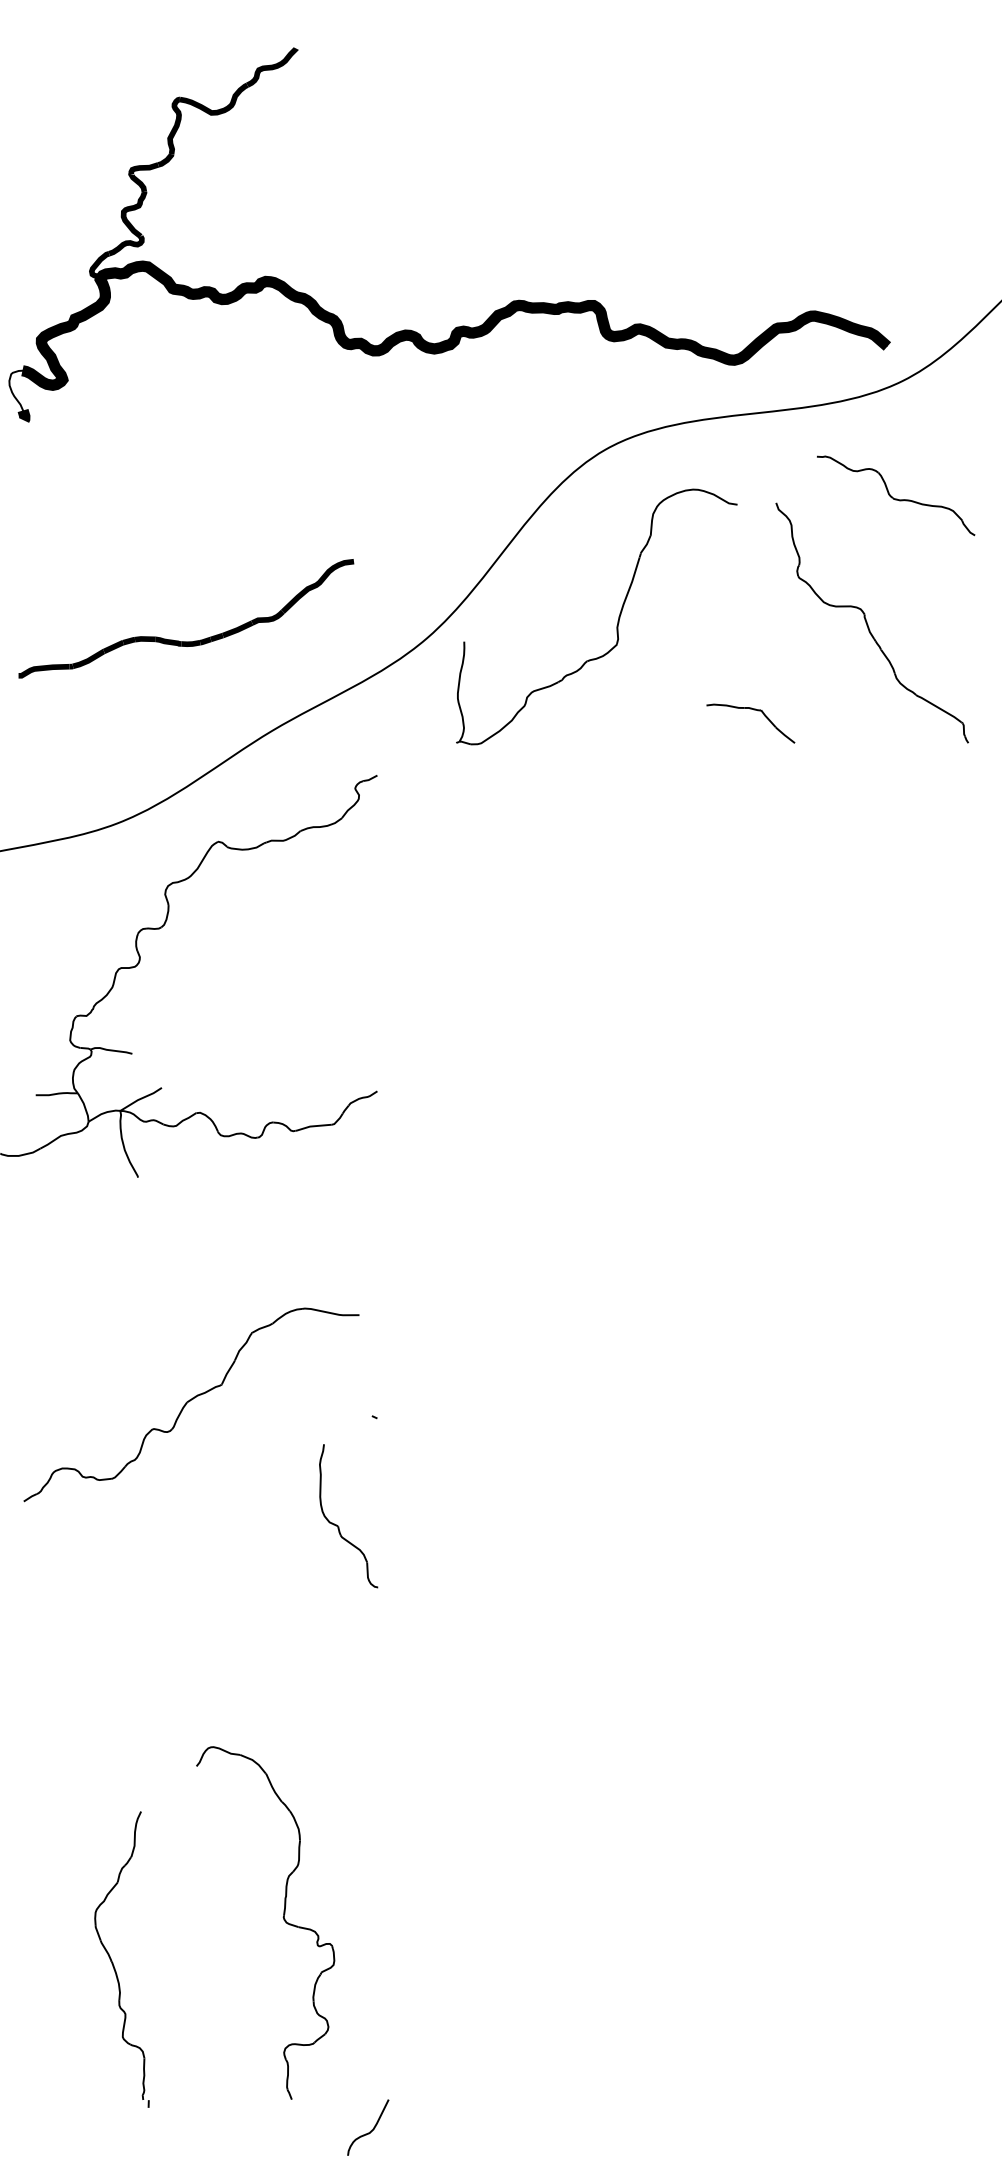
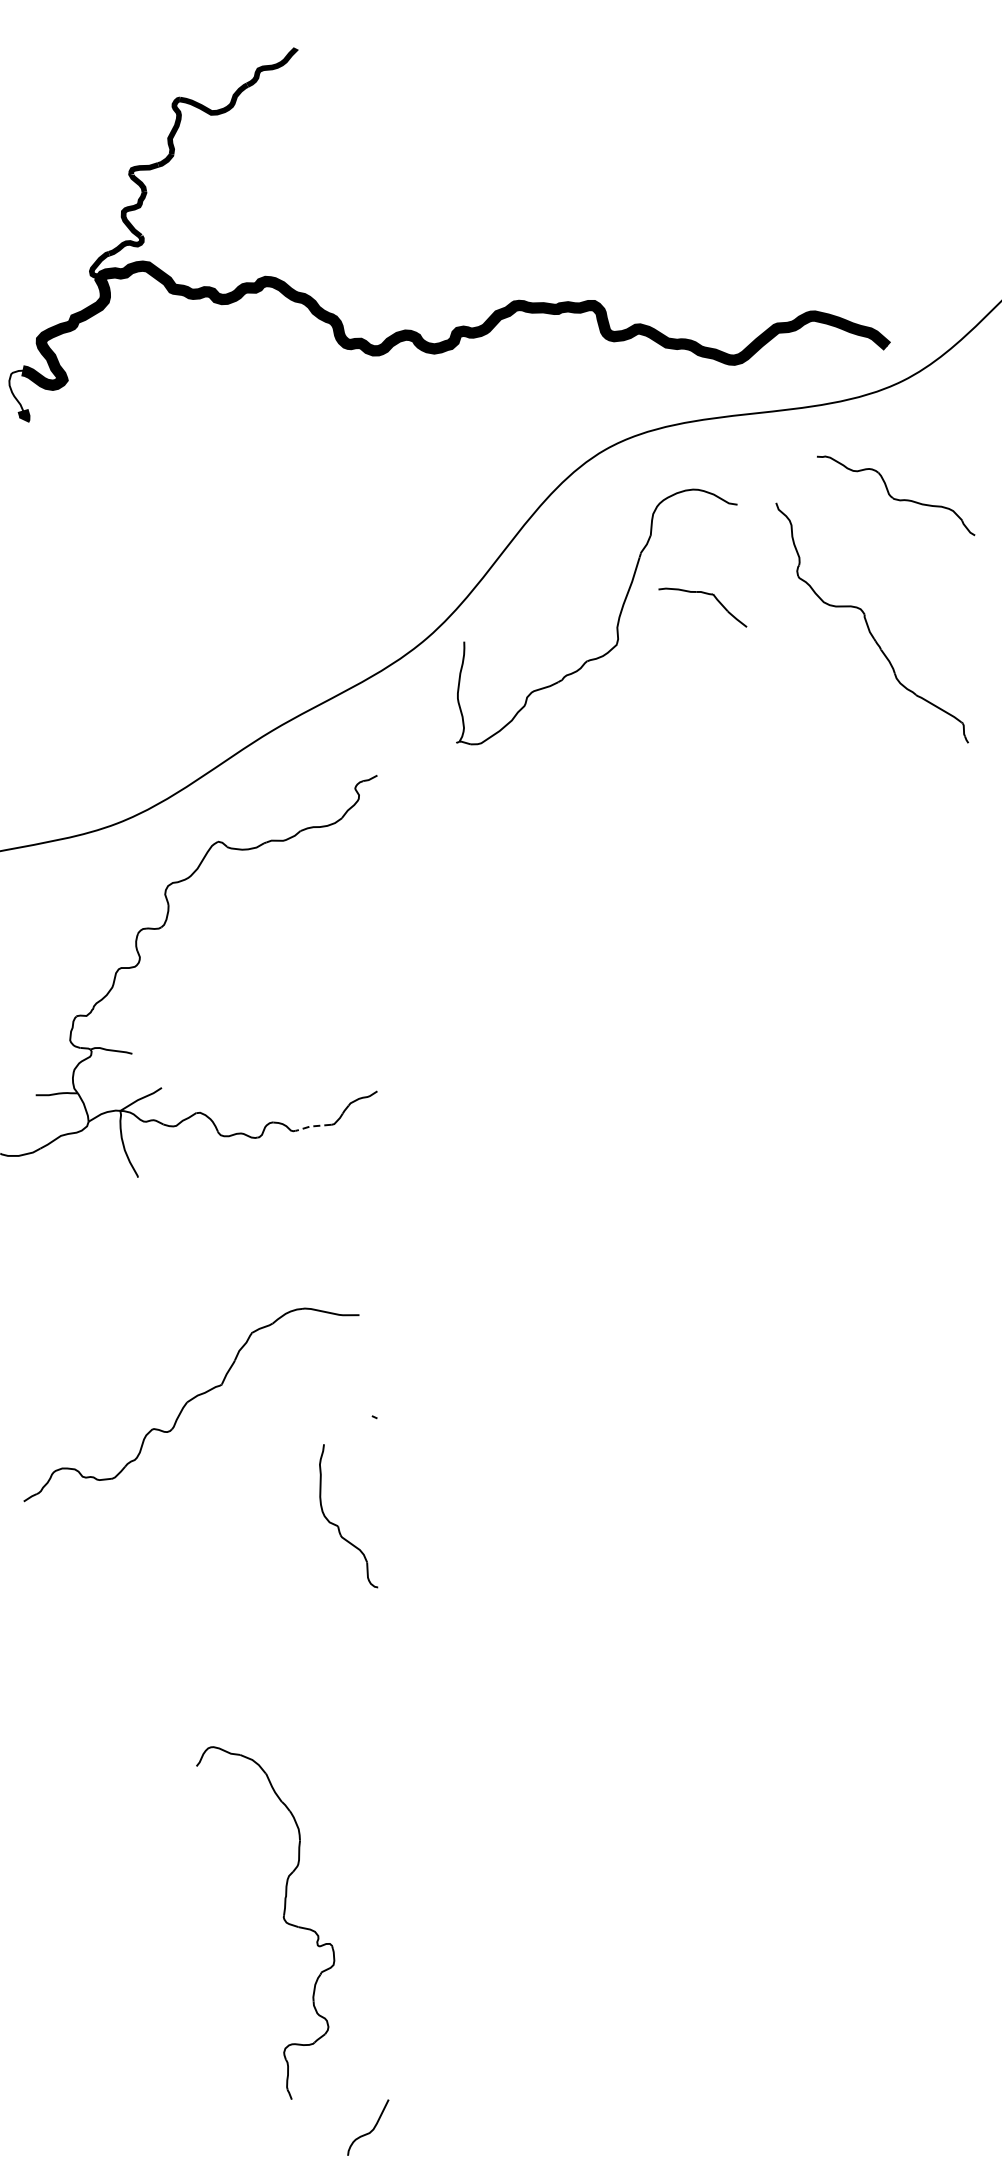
part: present -> none (186, 641)
part position: (753, 710) -> (705, 594) (705, 594)
line: solid -> dashed (311, 1126)
part: present -> none (113, 1962)
